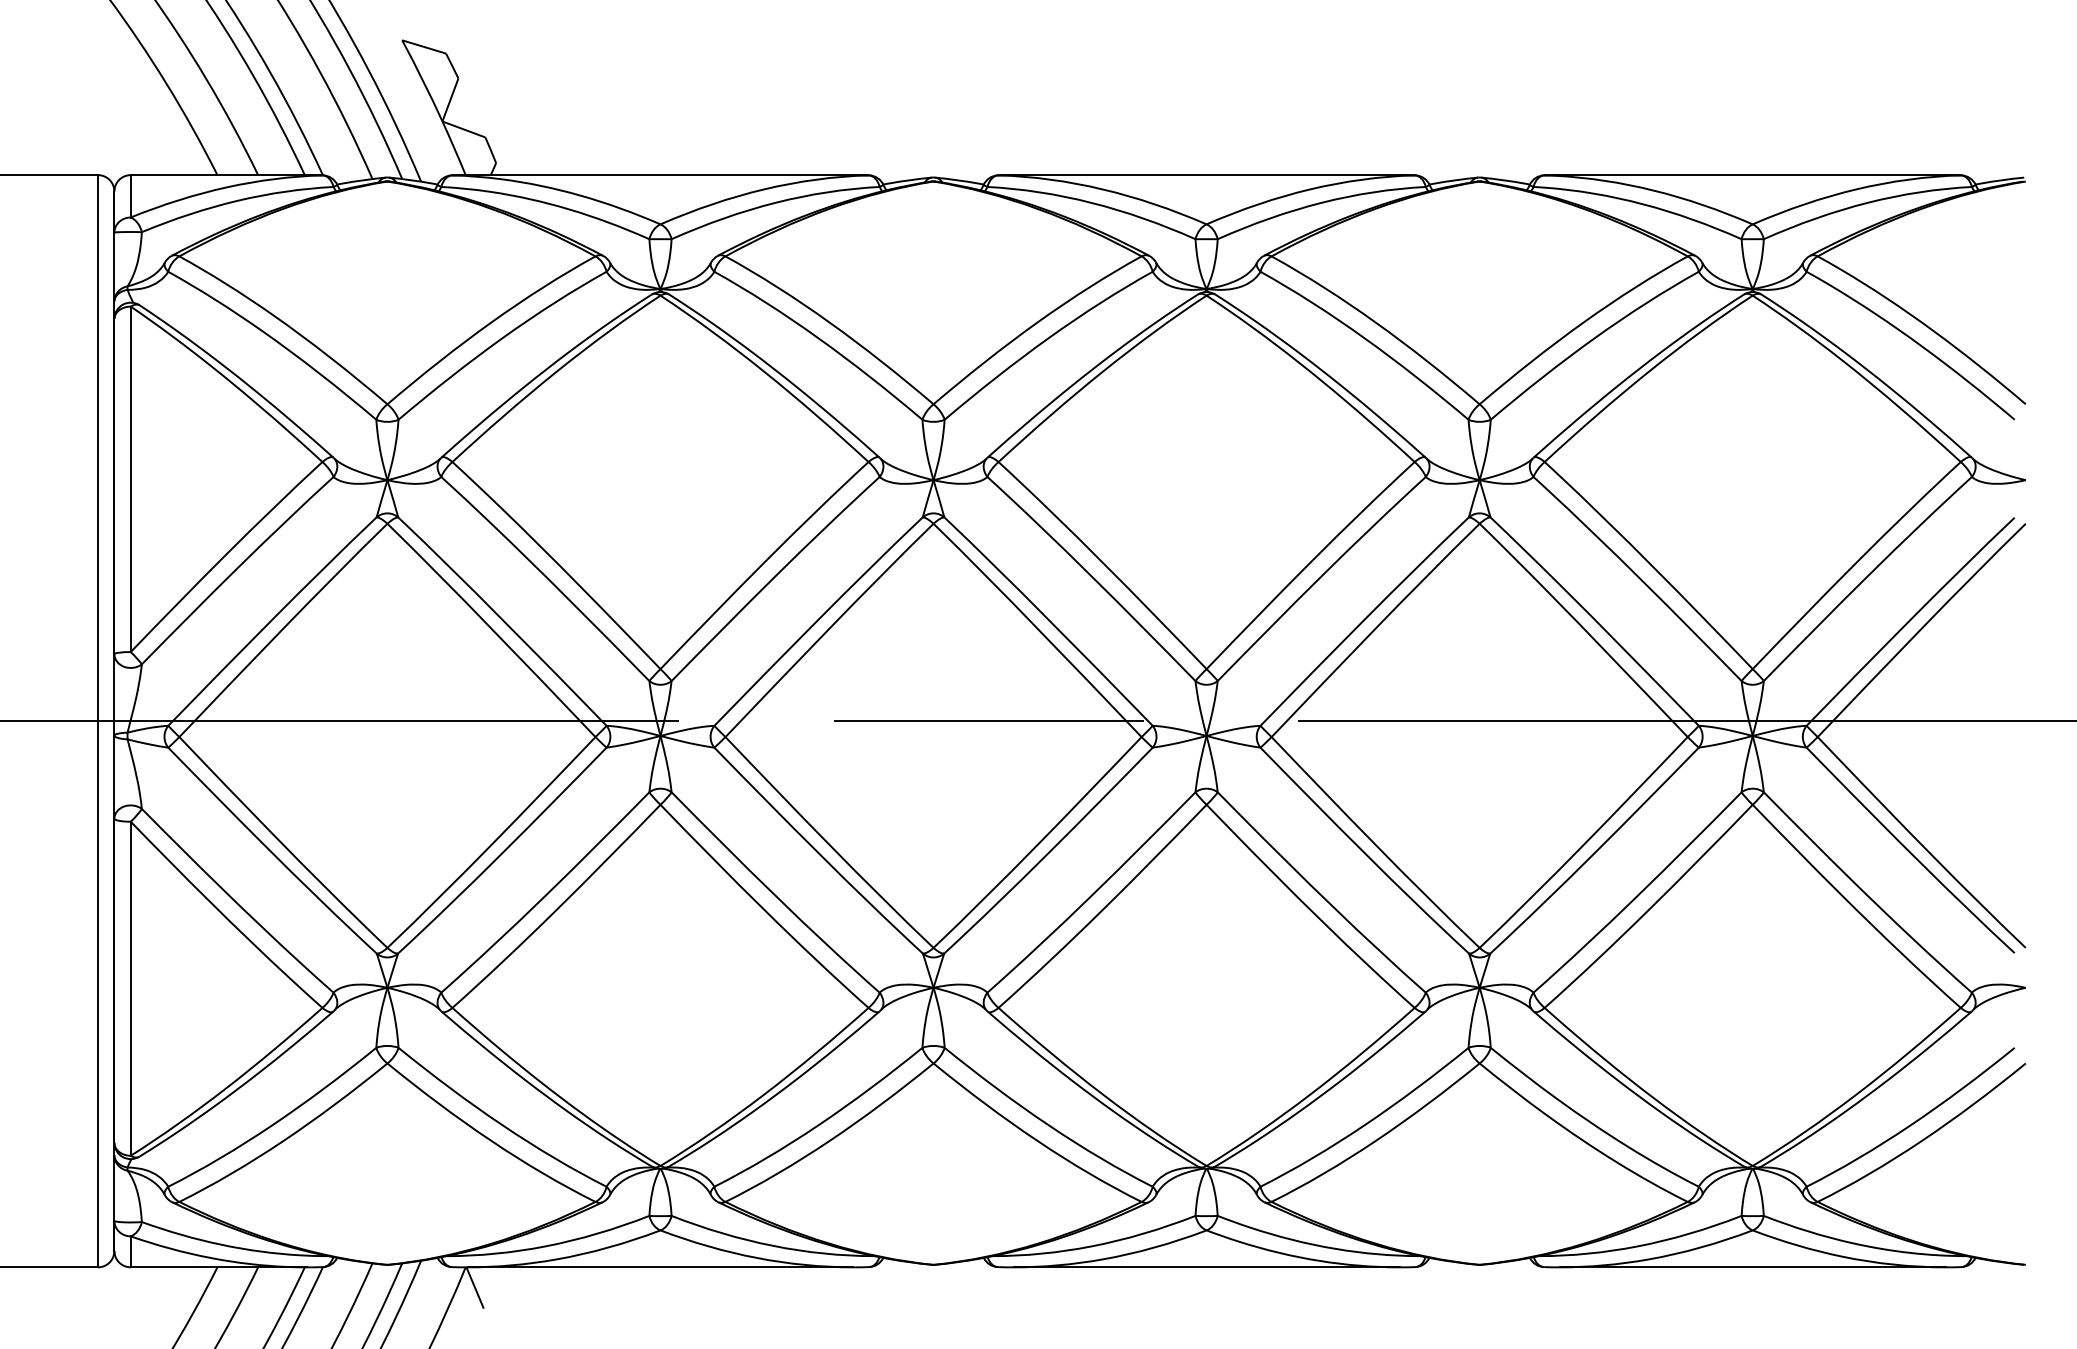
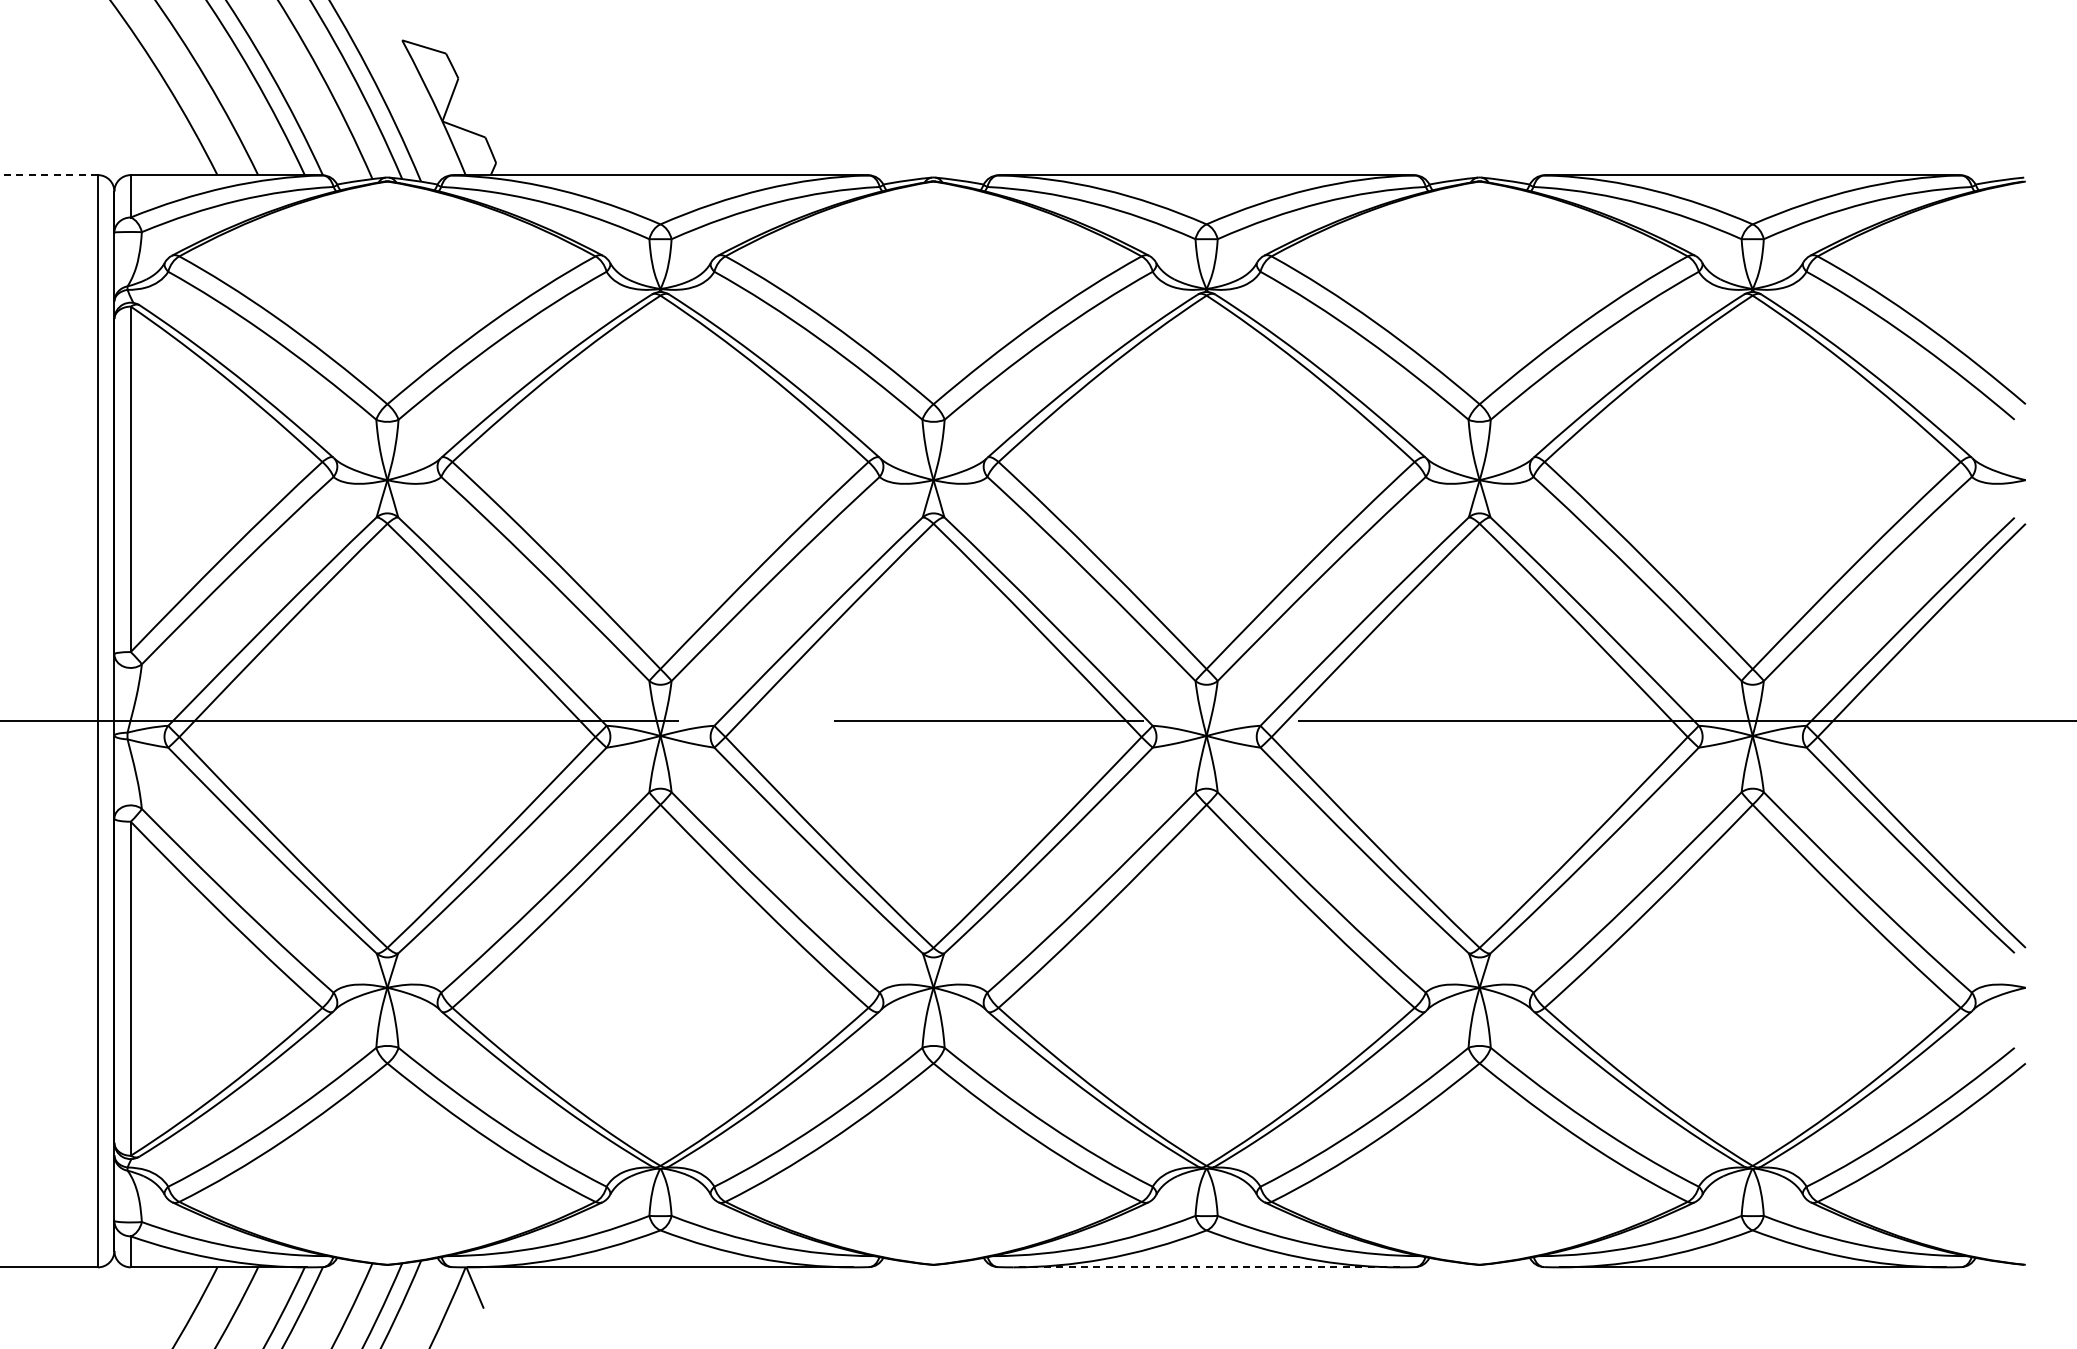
line: solid -> dashed (49, 175)
line: solid -> dashed (1206, 1267)
